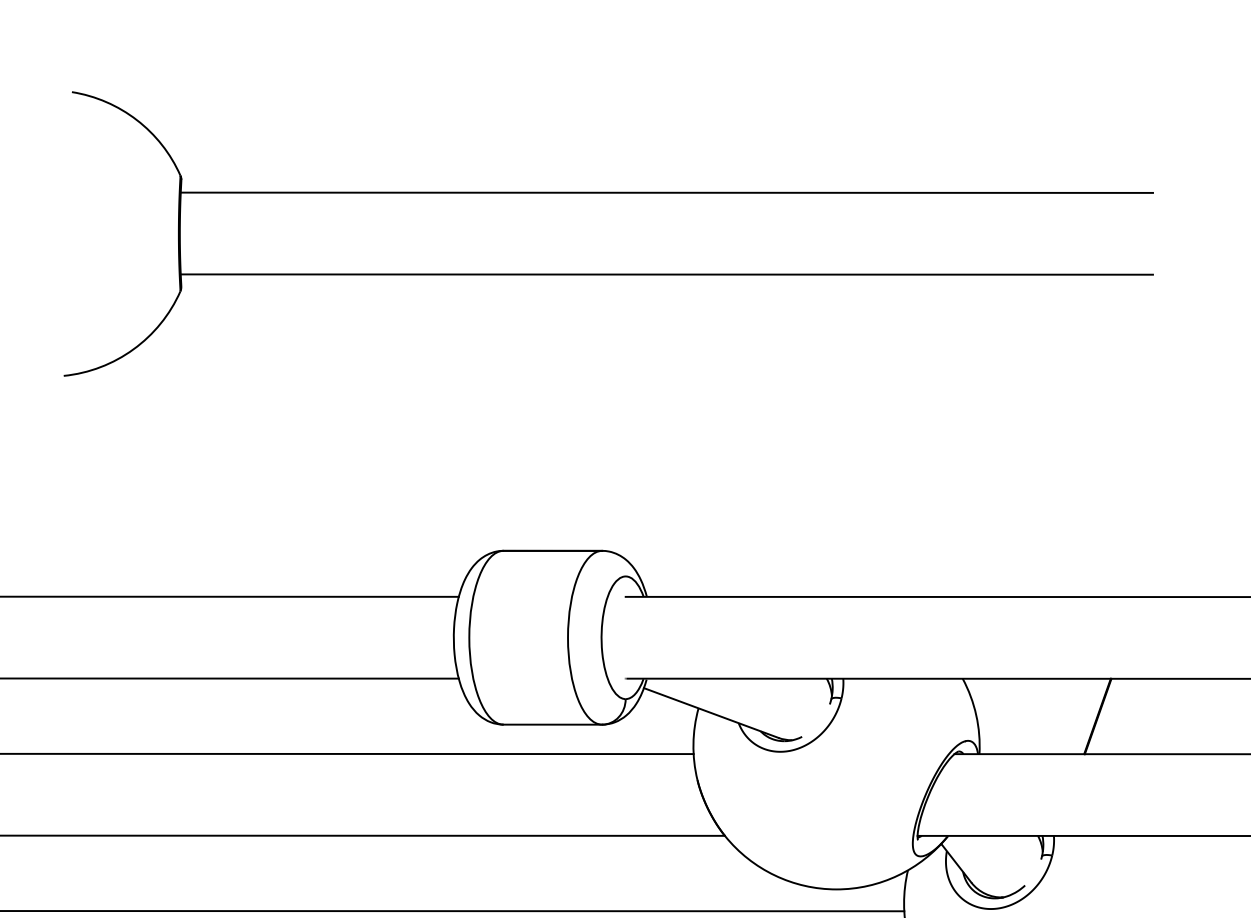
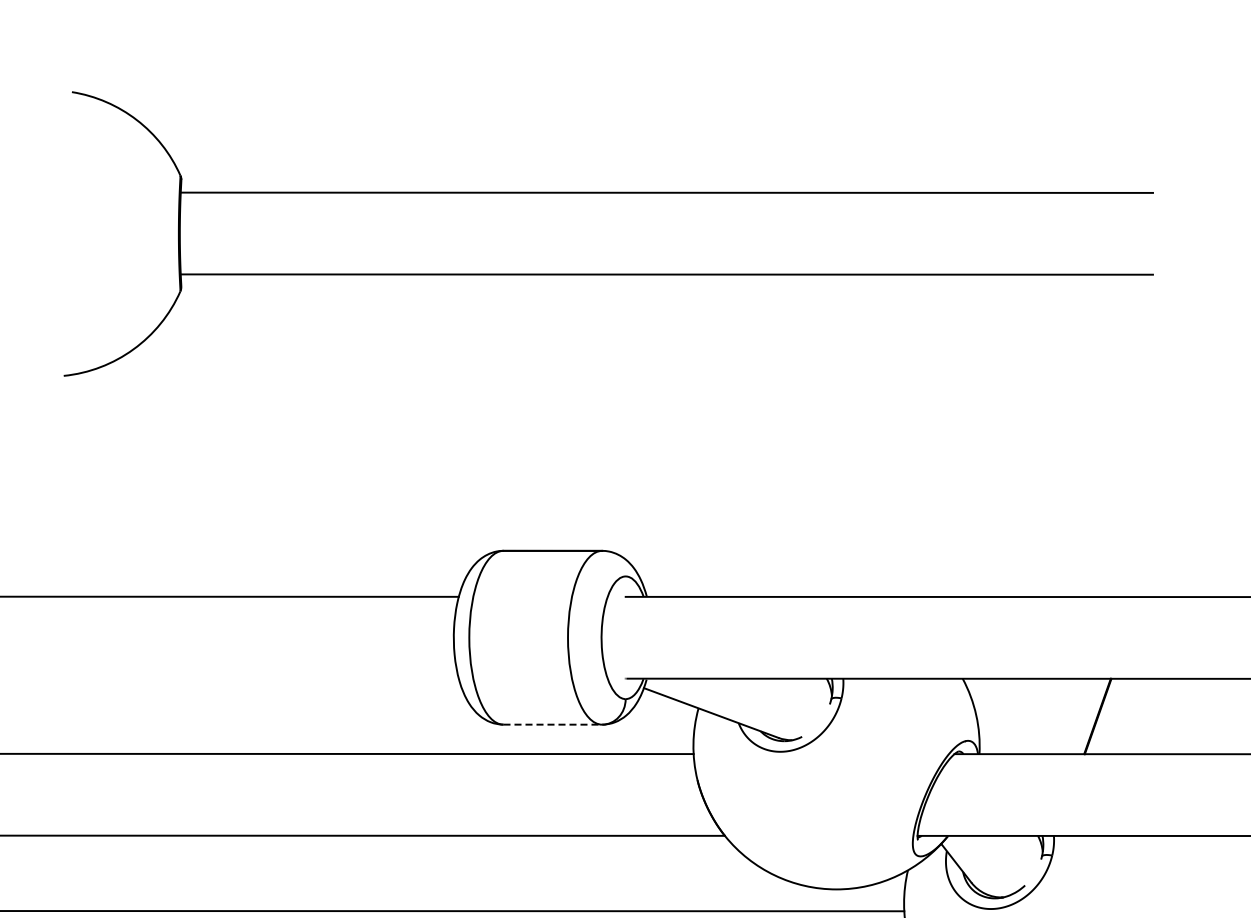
line: present -> none (230, 678)
line: solid -> dashed (553, 724)
